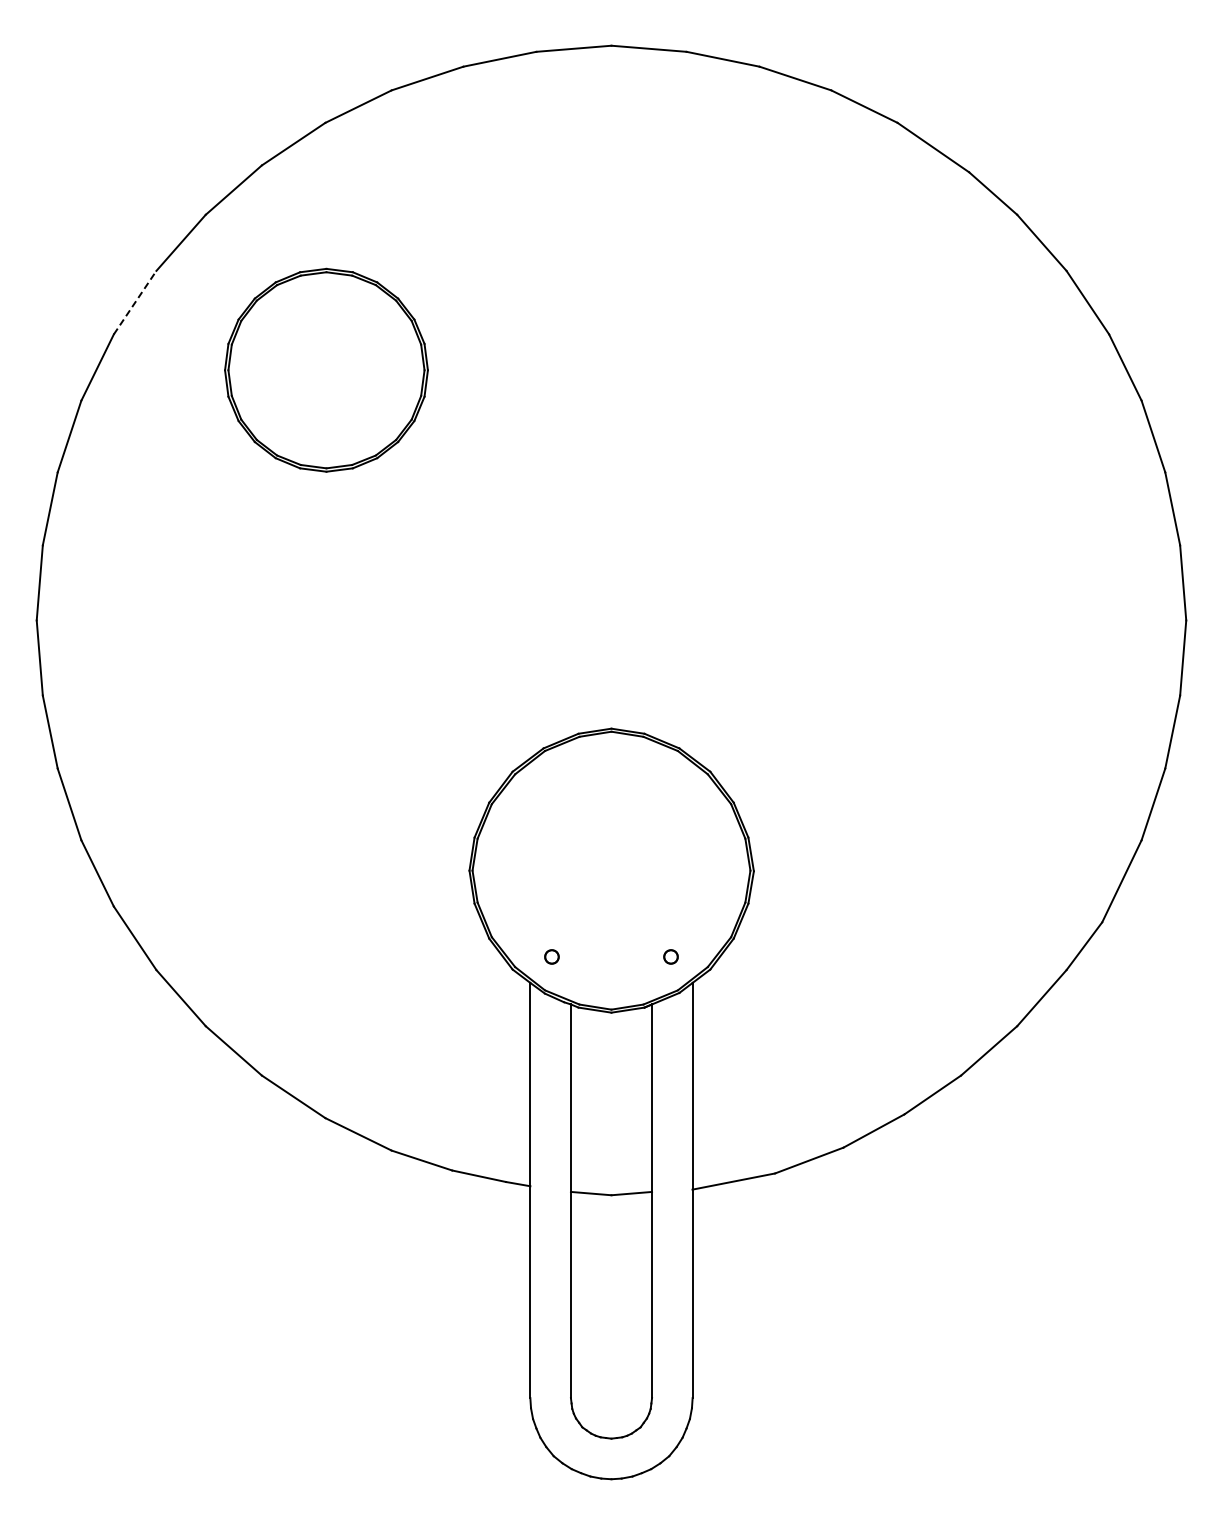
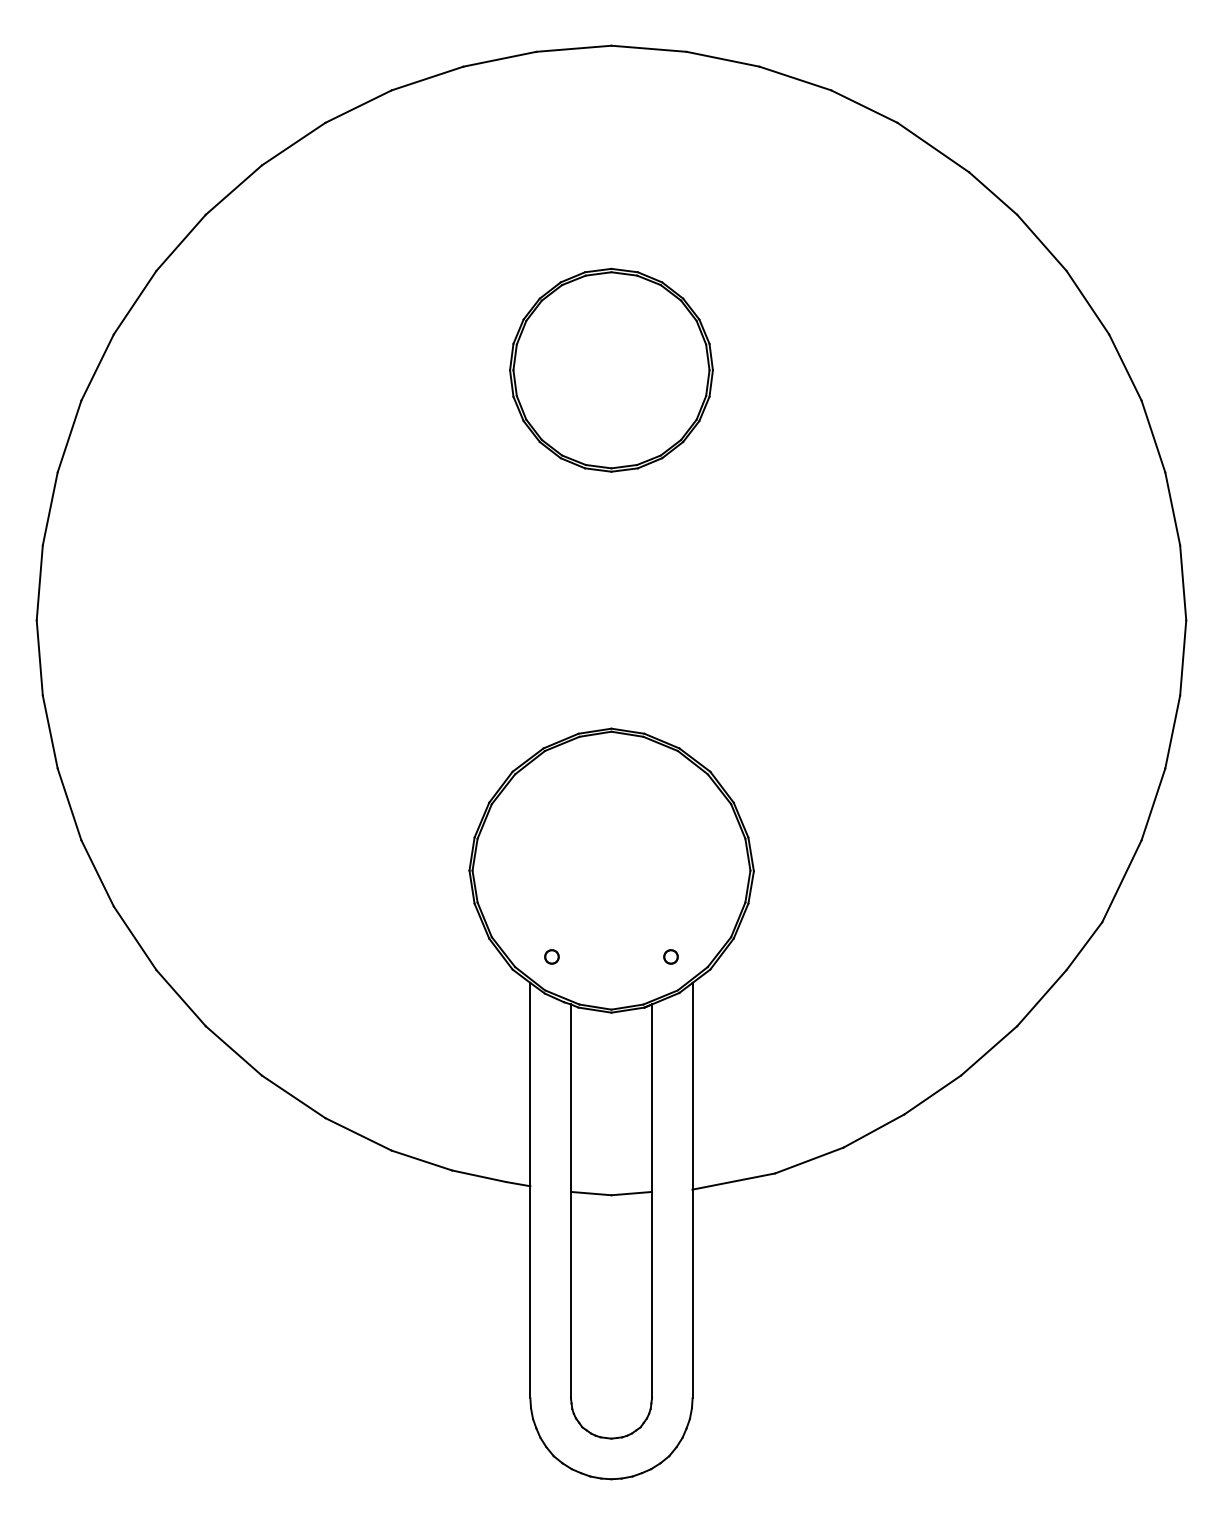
line: dashed -> solid (135, 302)
part position: (326, 369) -> (611, 369) (611, 369)
